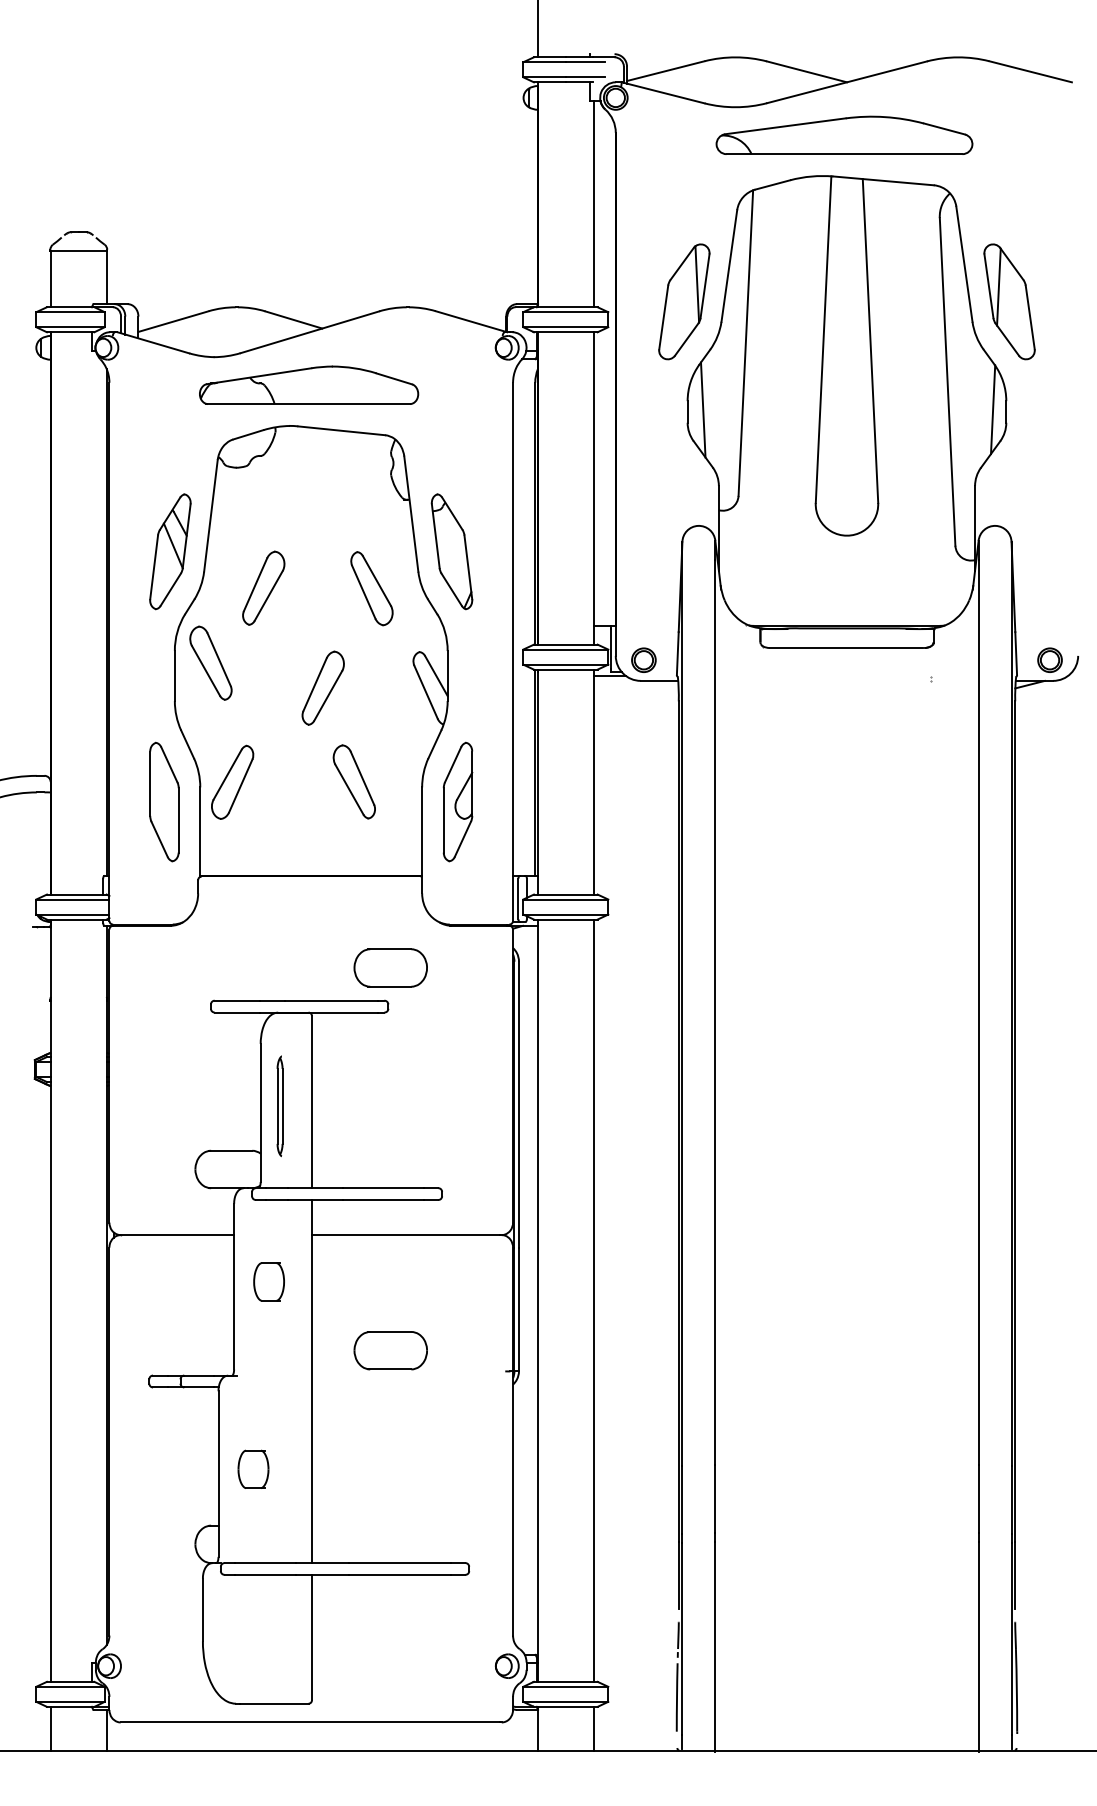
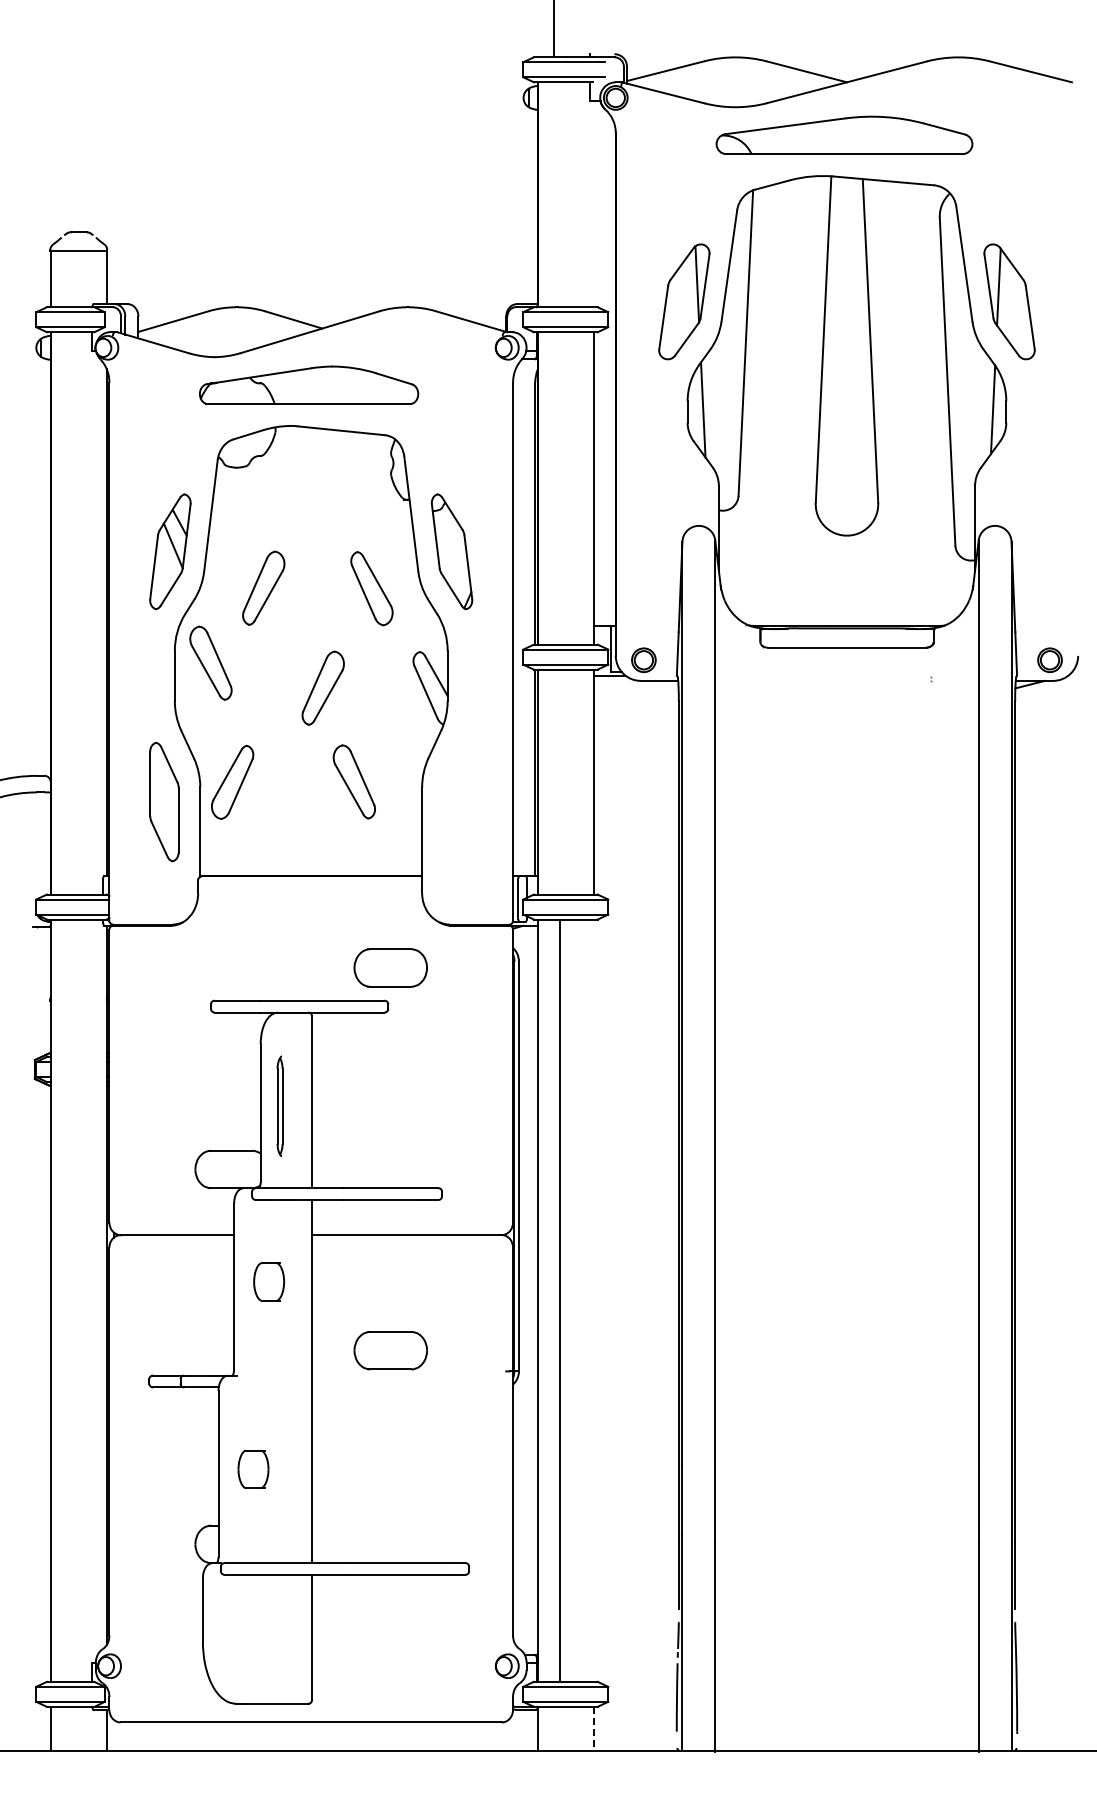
line position: (538, 29) -> (554, 29) (554, 29)
line: present -> none (593, 204)
part: present -> none (457, 801)
line position: (593, 1300) -> (559, 1300) (559, 1300)
line: solid -> dashed (593, 1728)
